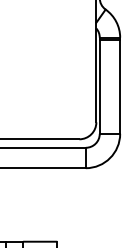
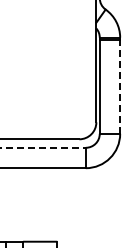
line: solid -> dashed (120, 87)
line: solid -> dashed (43, 147)
